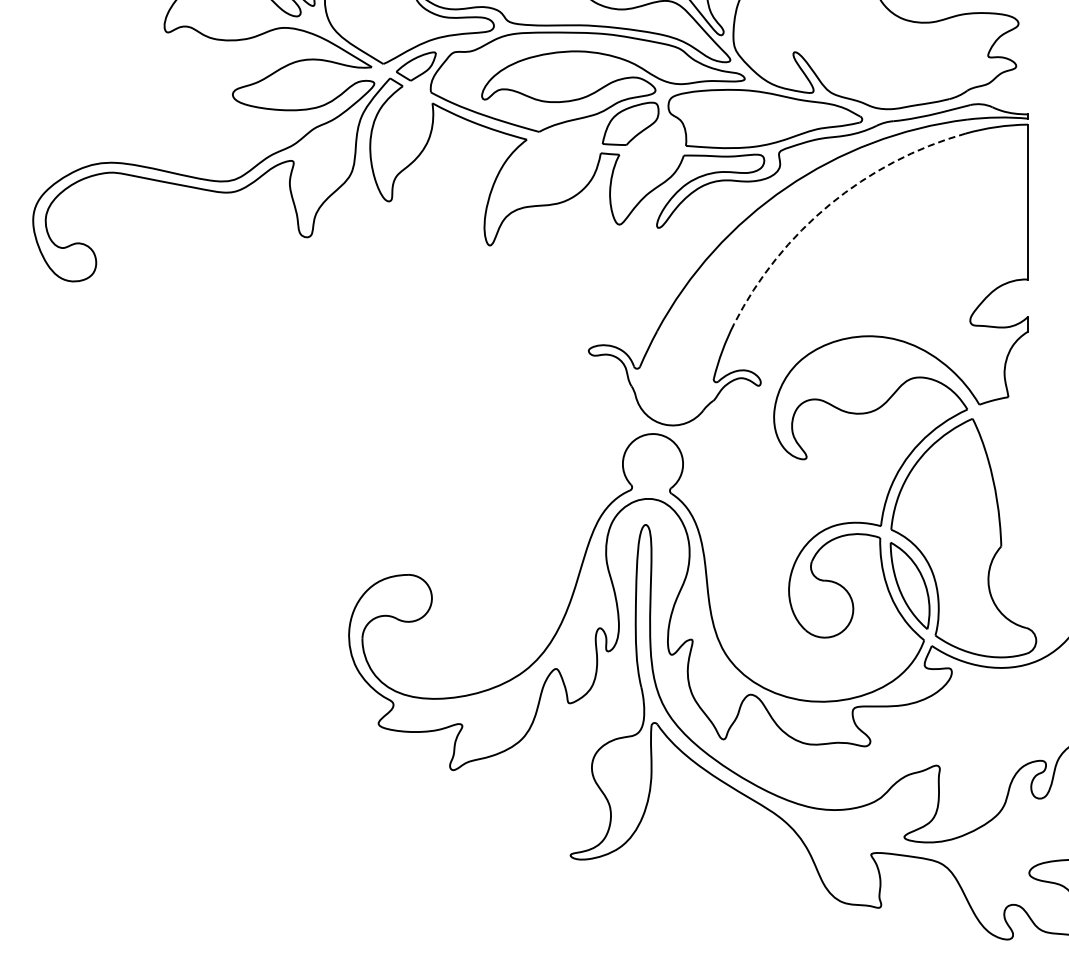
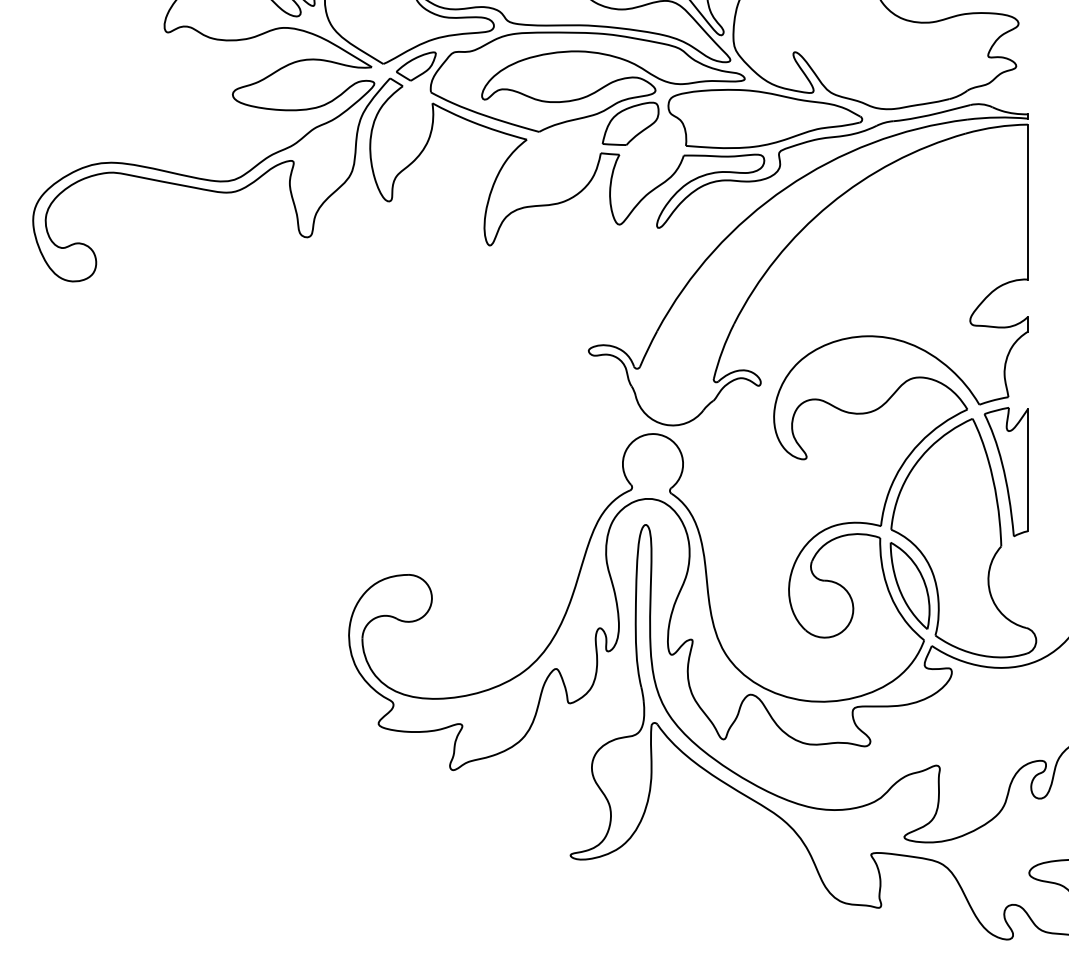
arc: dashed -> solid (829, 204)
part: none -> present (1005, 472)
